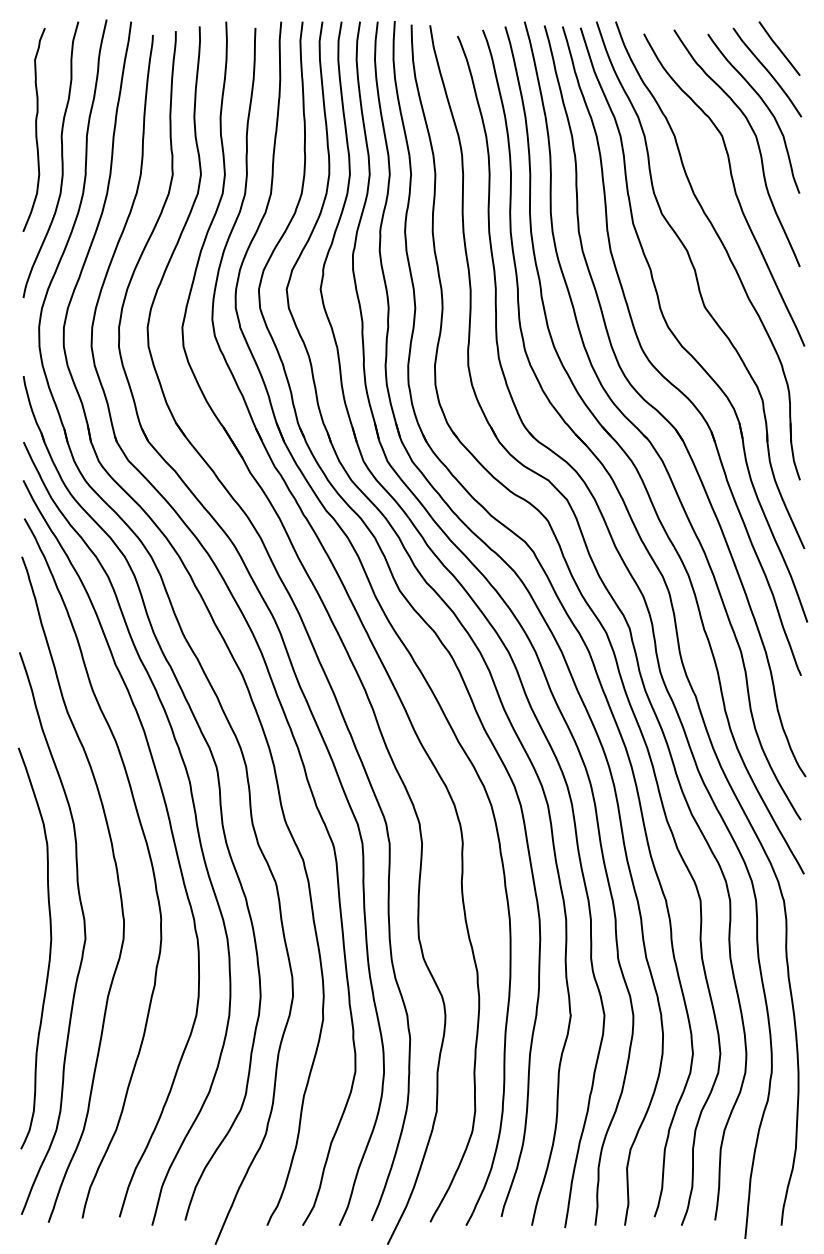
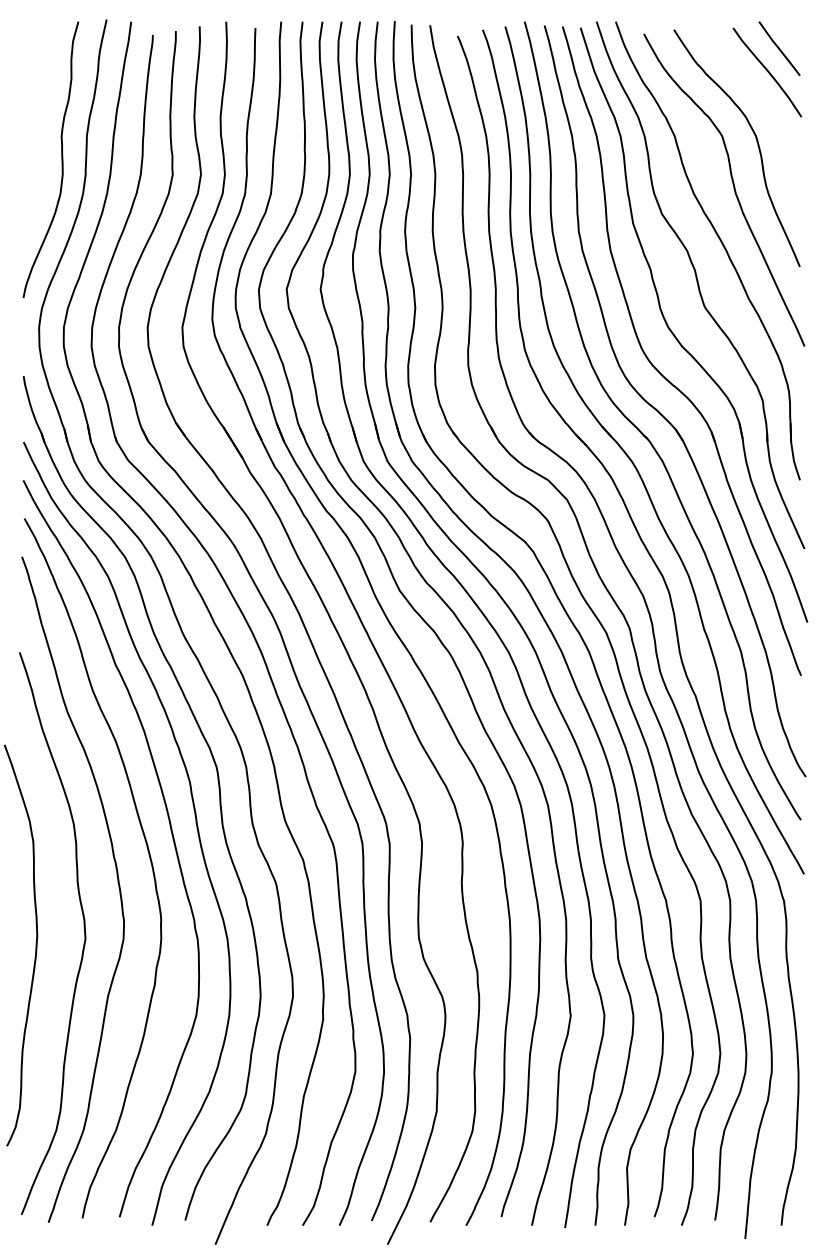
curve: present -> none (765, 106)
curve: present -> none (35, 129)
curve position: (49, 948) -> (35, 945) (35, 945)
